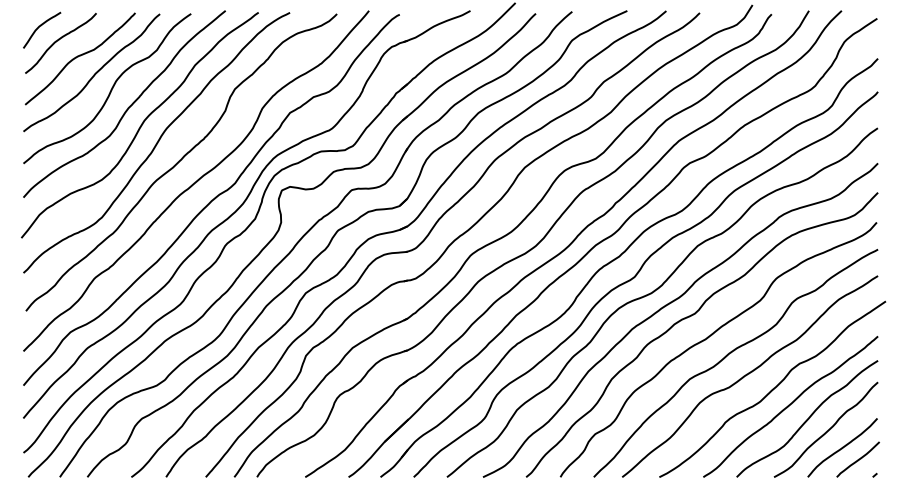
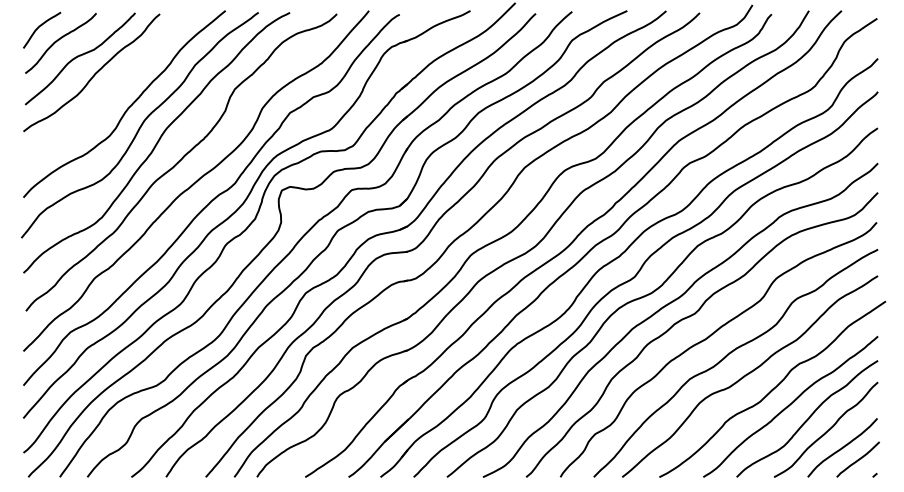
curve: present -> none (110, 89)
